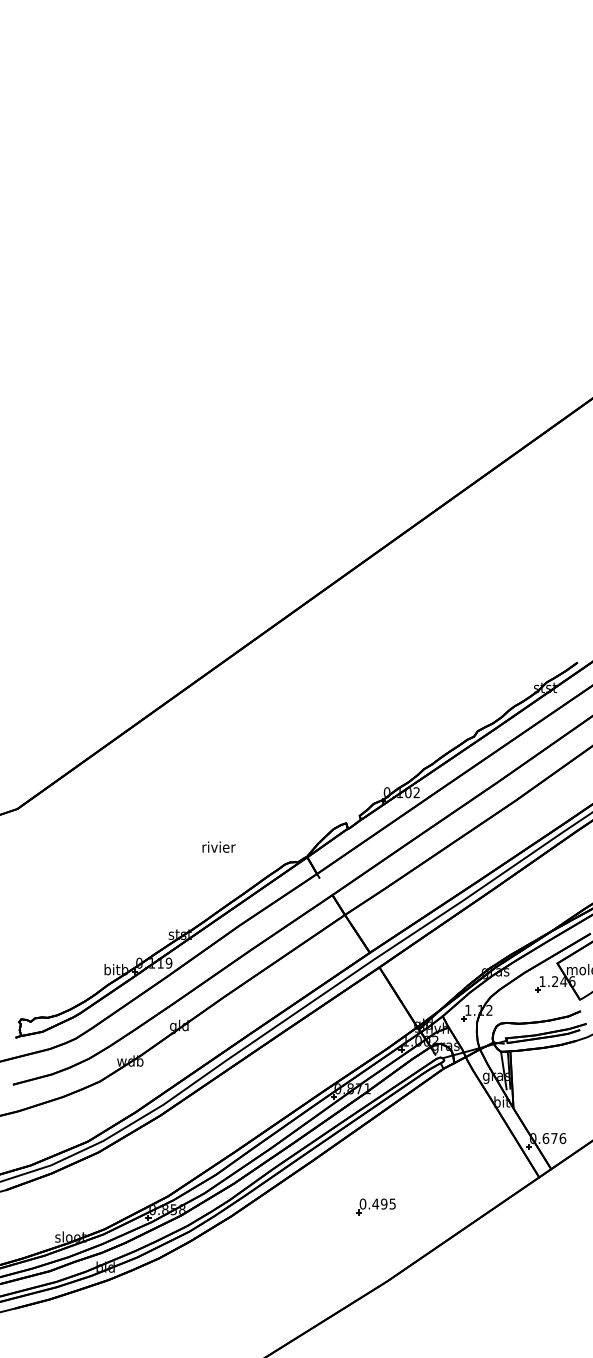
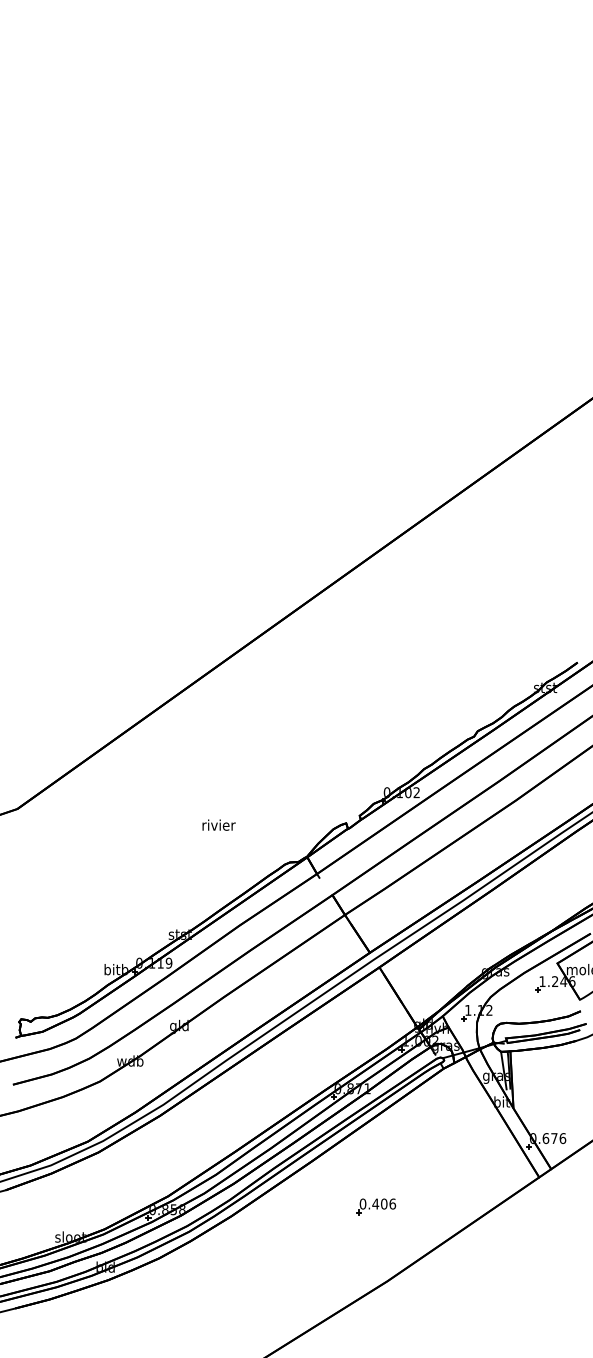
text position: (218, 846) -> (218, 824) (218, 824)
text: 0.495 -> 0.406 (388, 1203)
